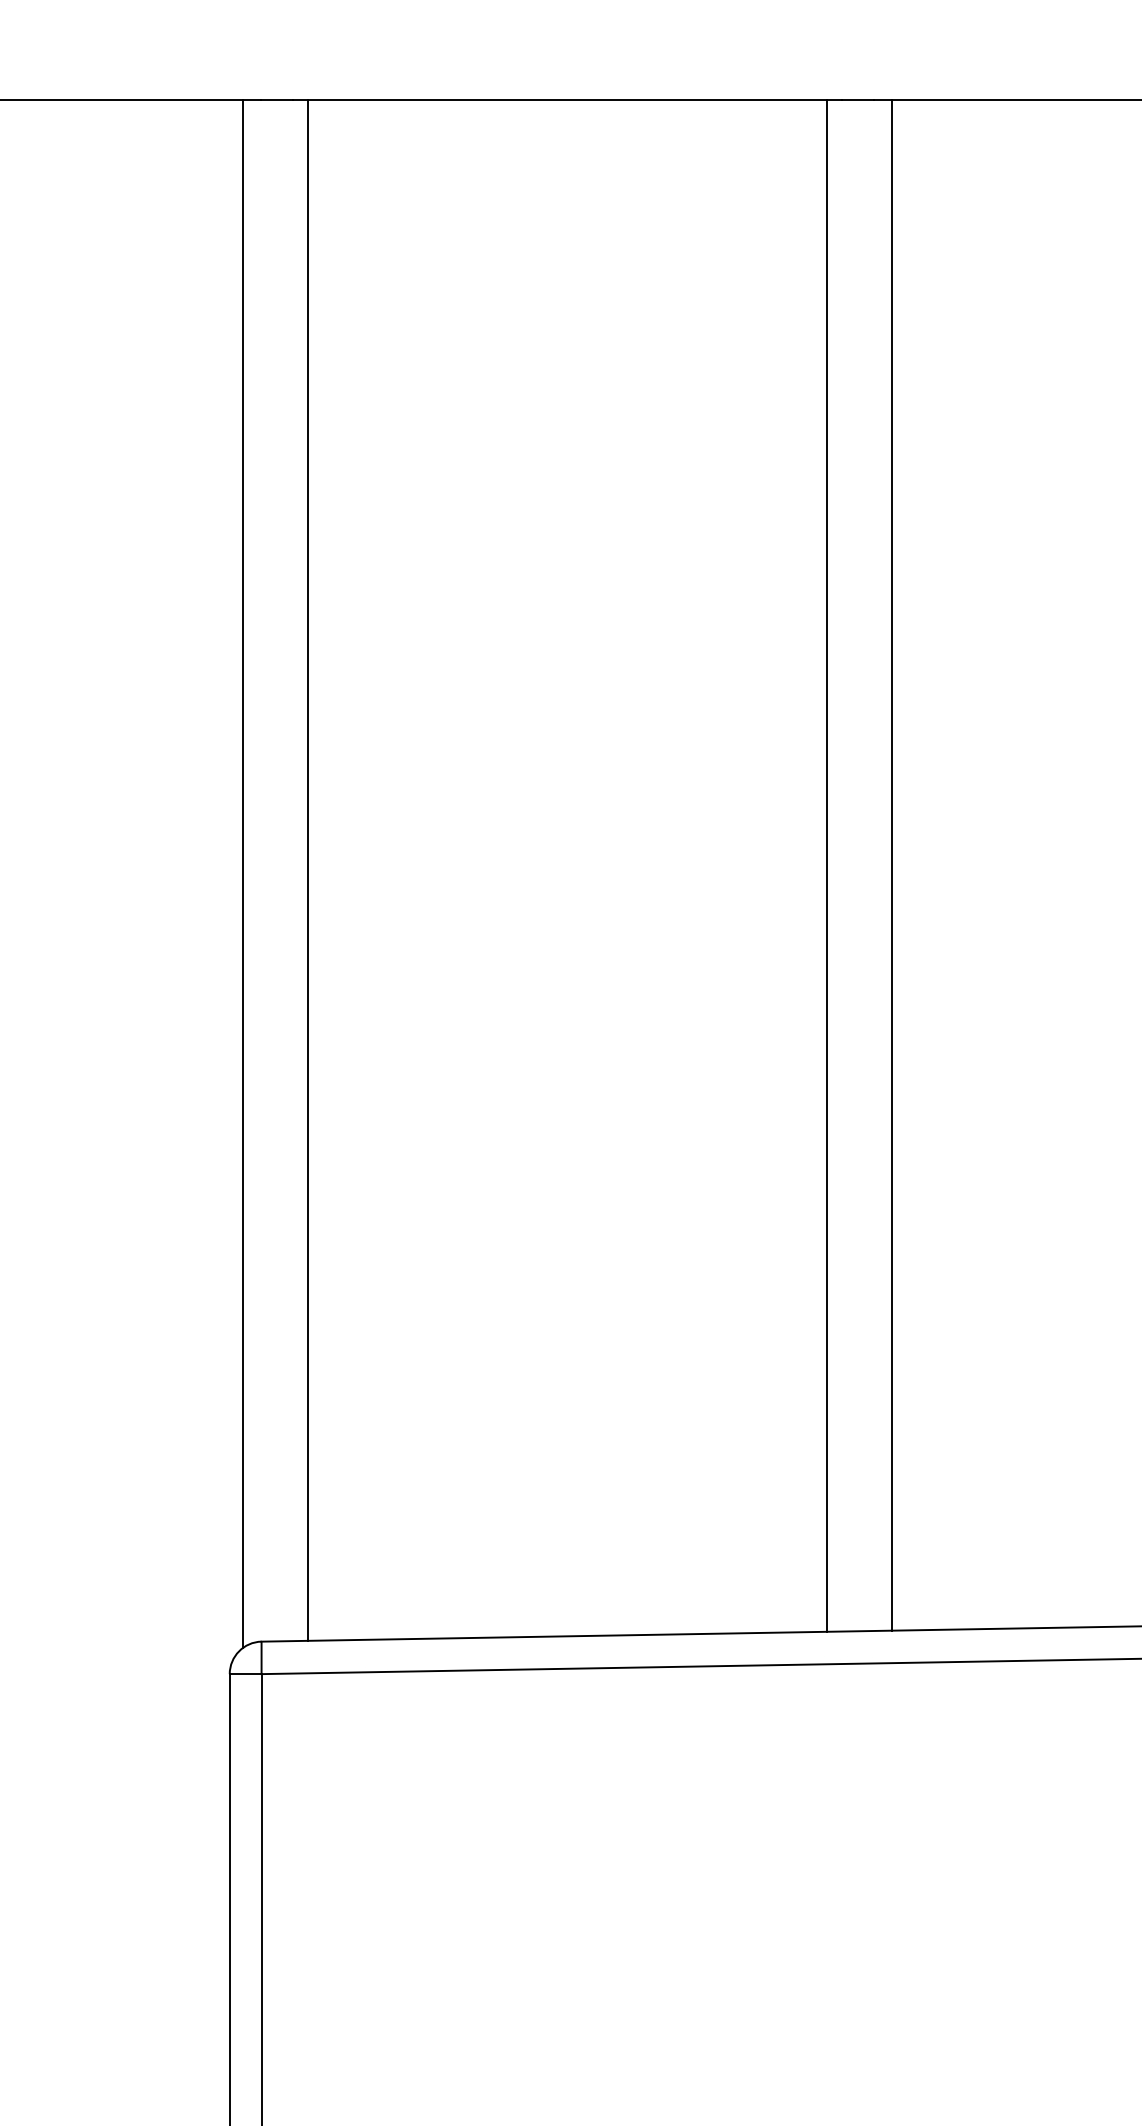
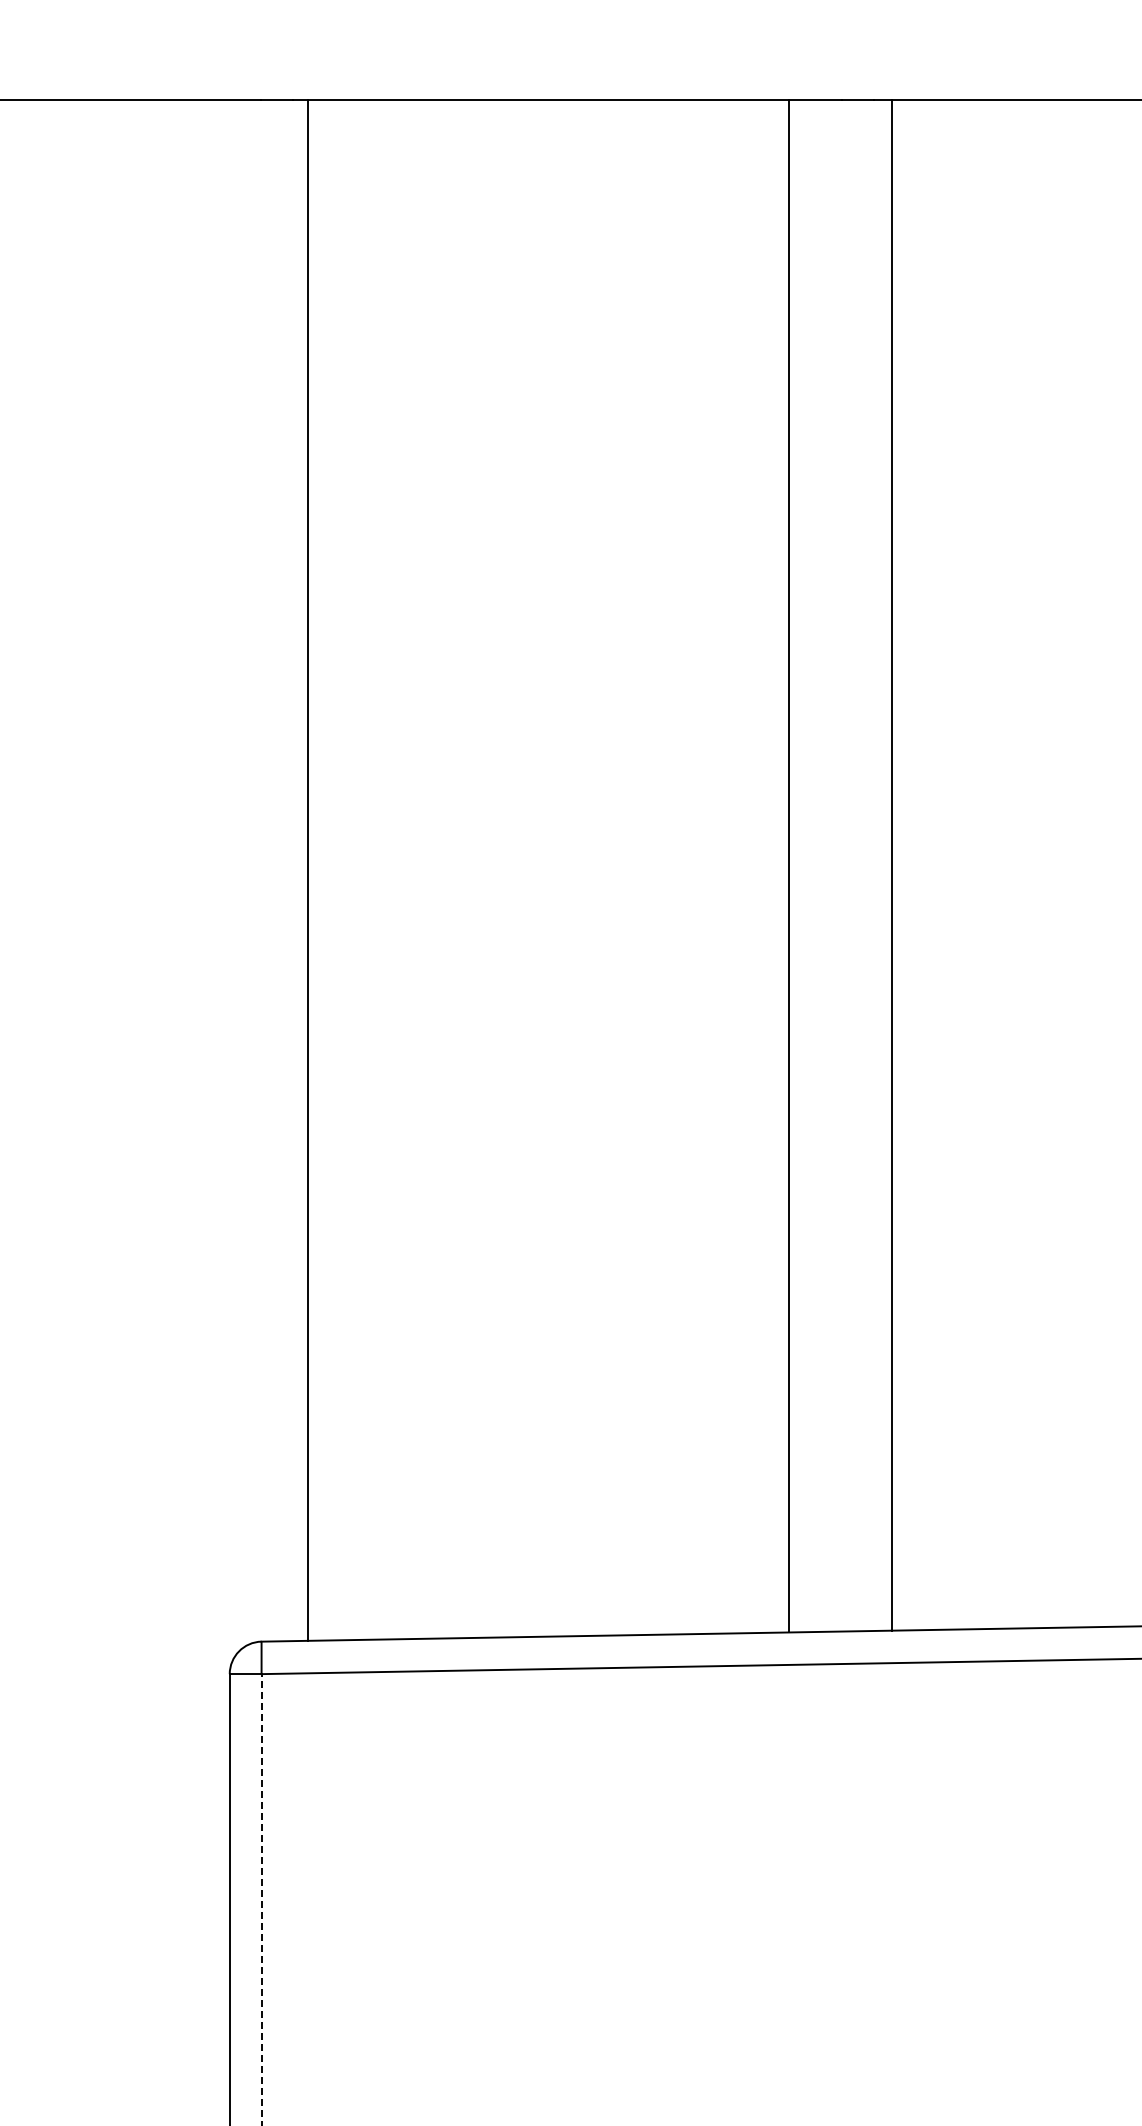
line position: (827, 865) -> (789, 865) (789, 865)
line: present -> none (242, 873)
line: solid -> dashed (261, 1899)
